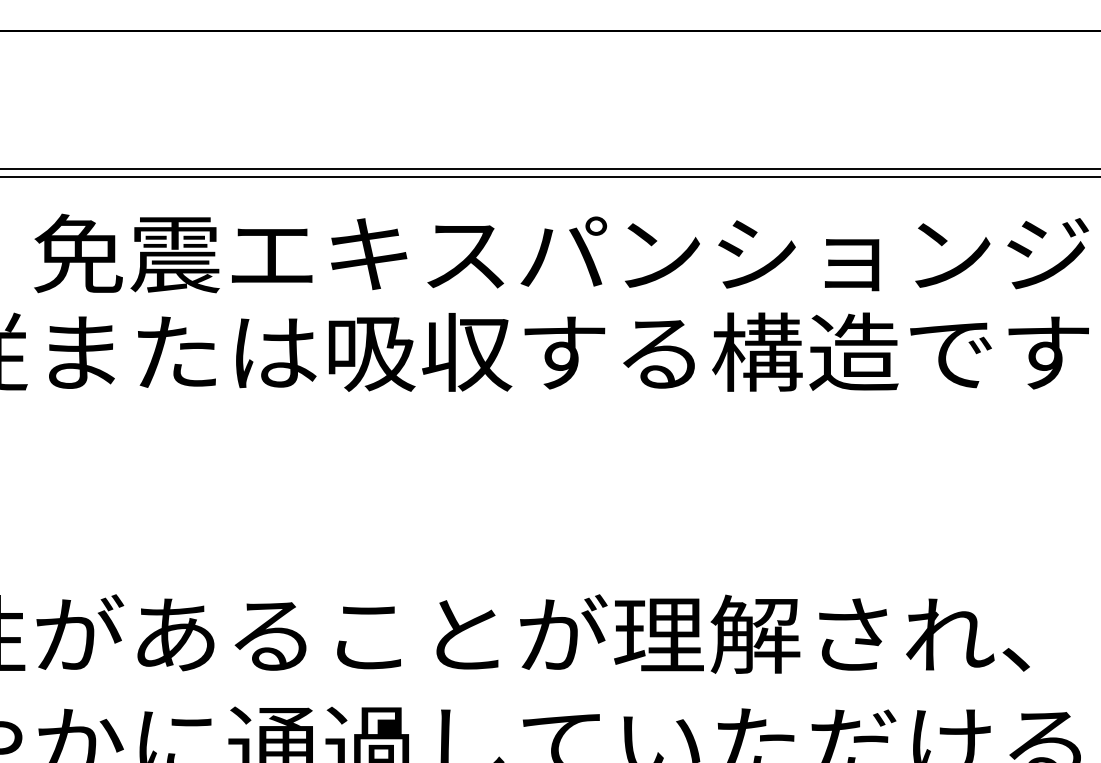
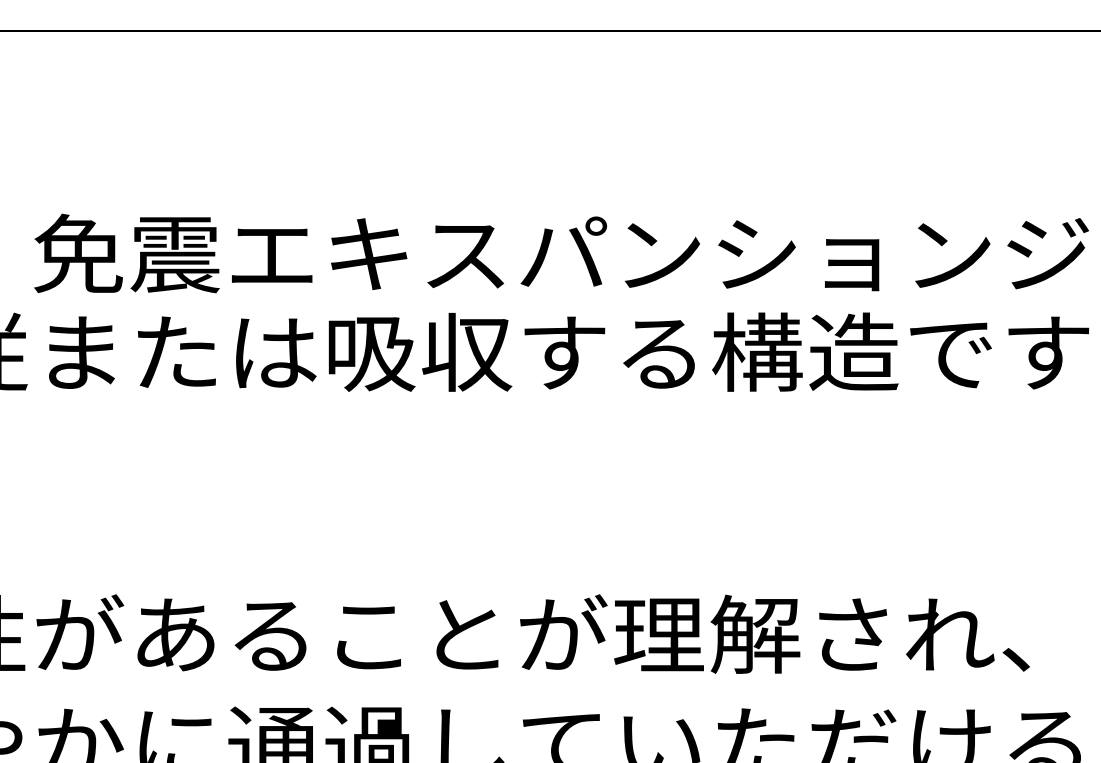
line: present -> none (549, 168)
line: present -> none (549, 176)
